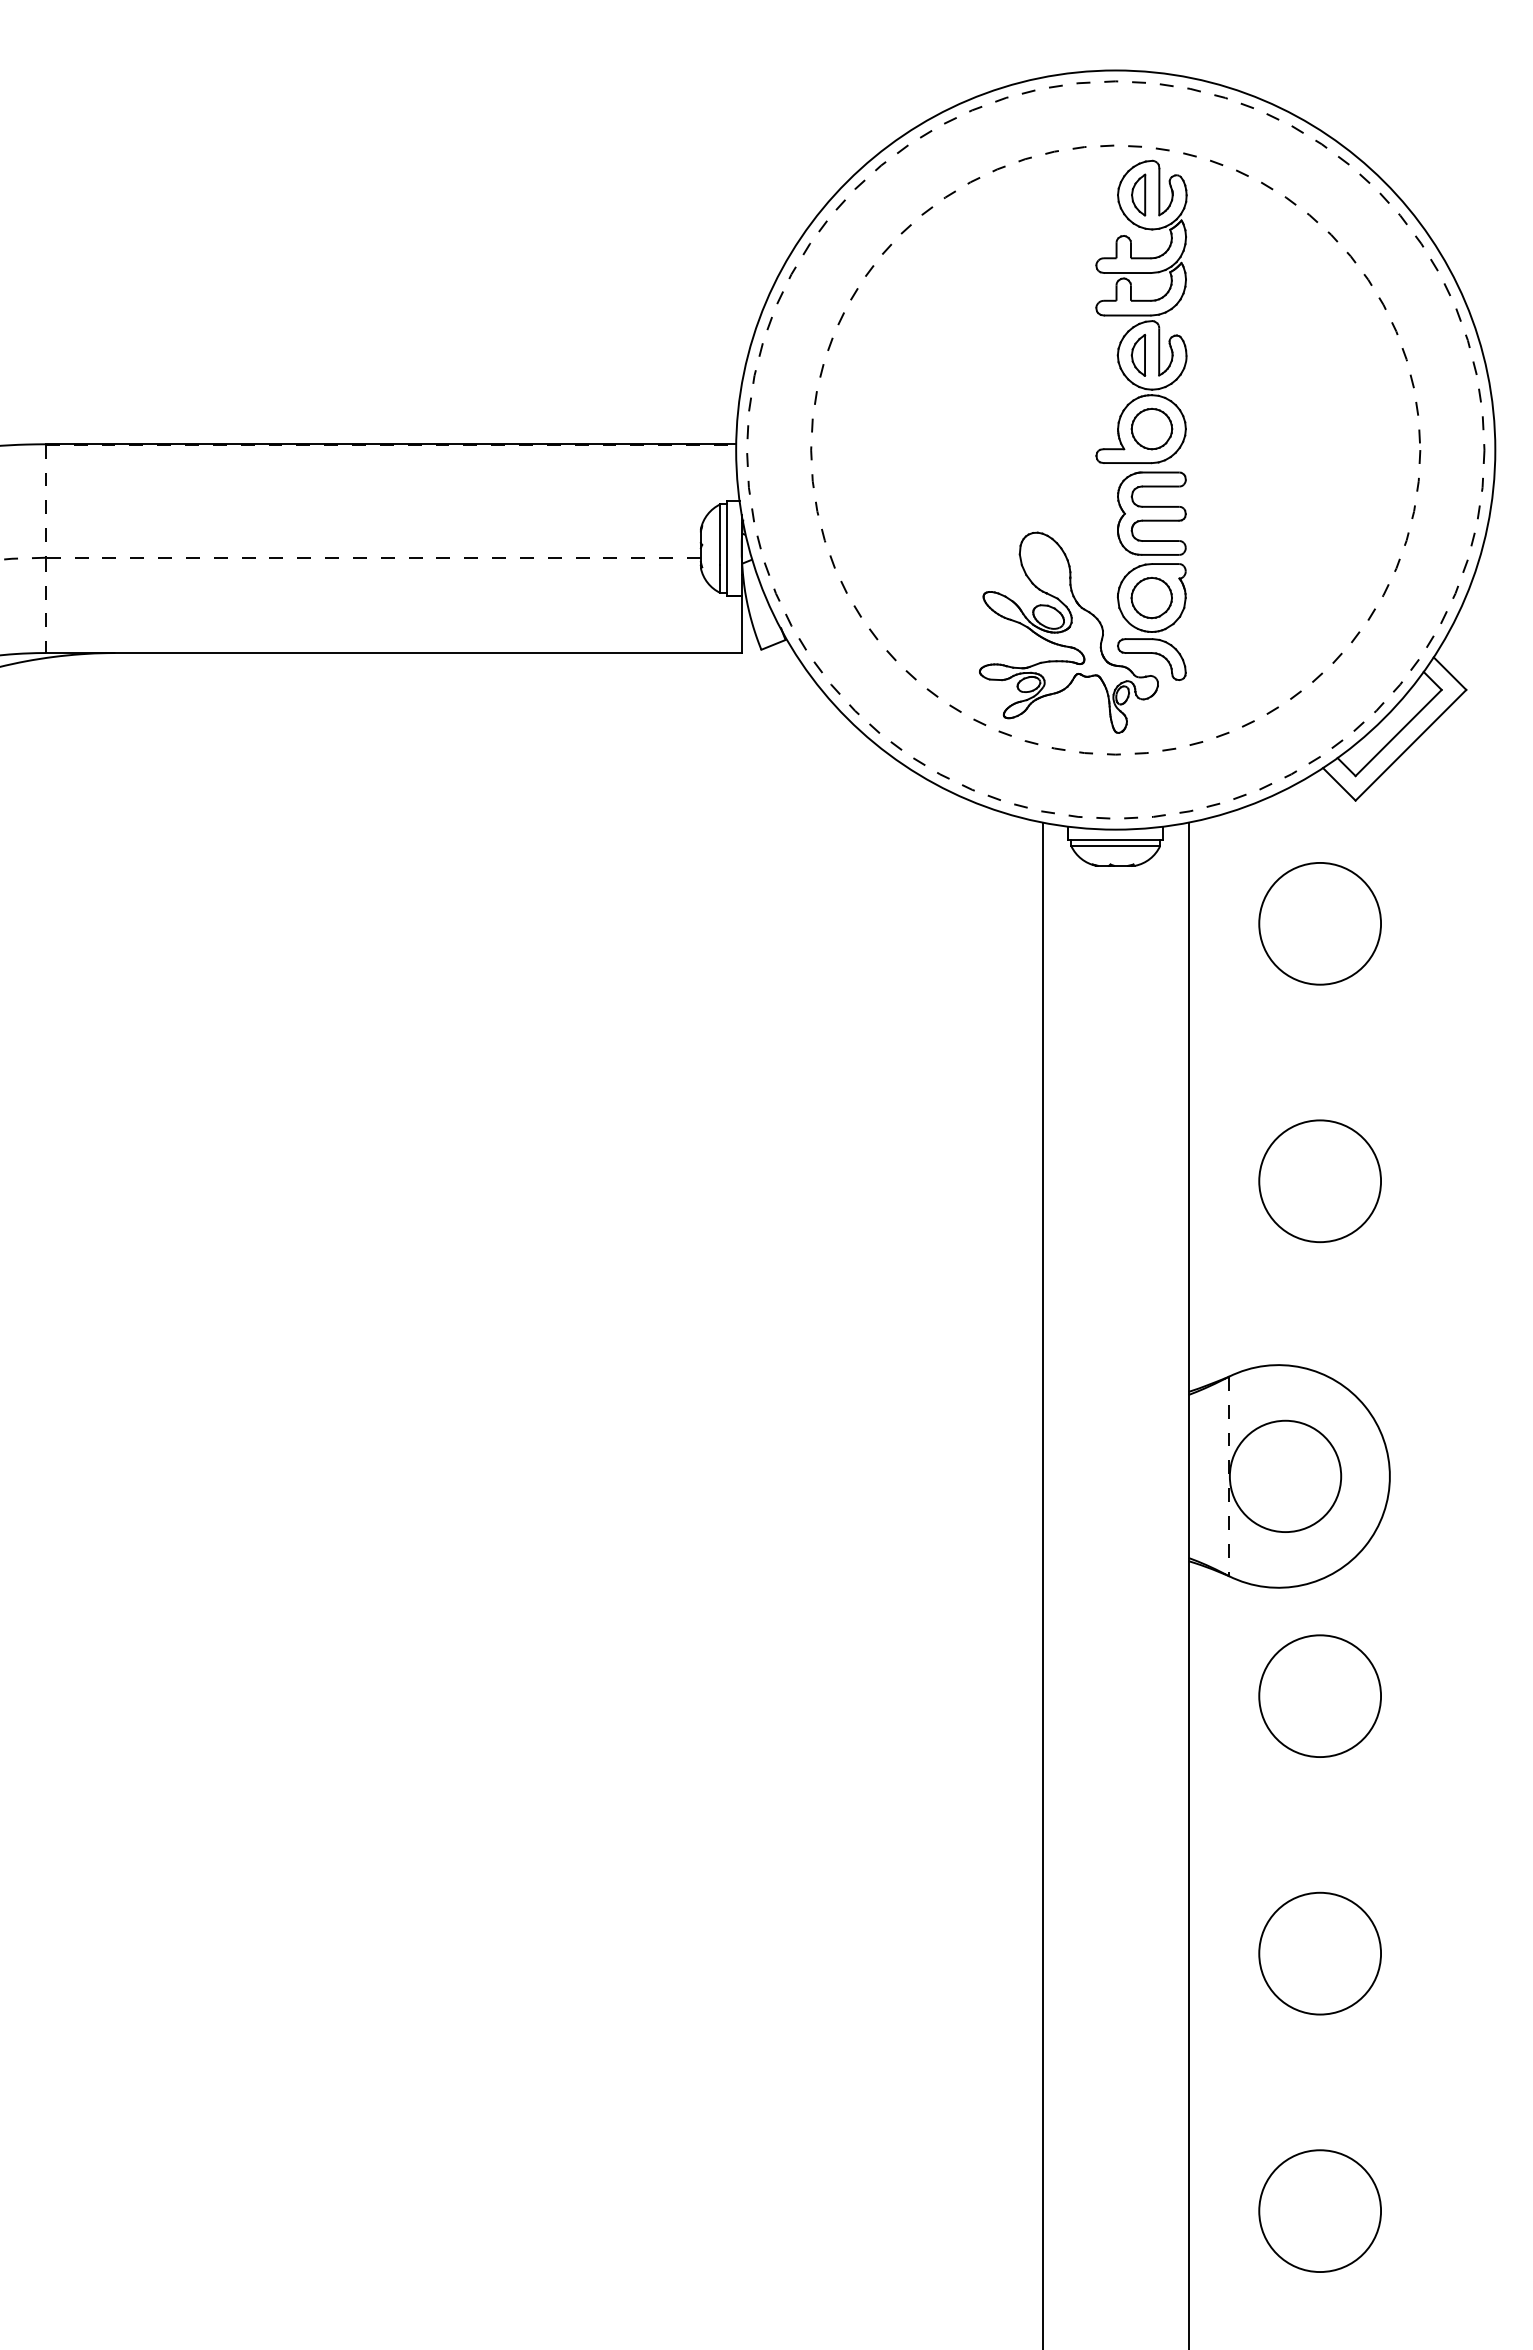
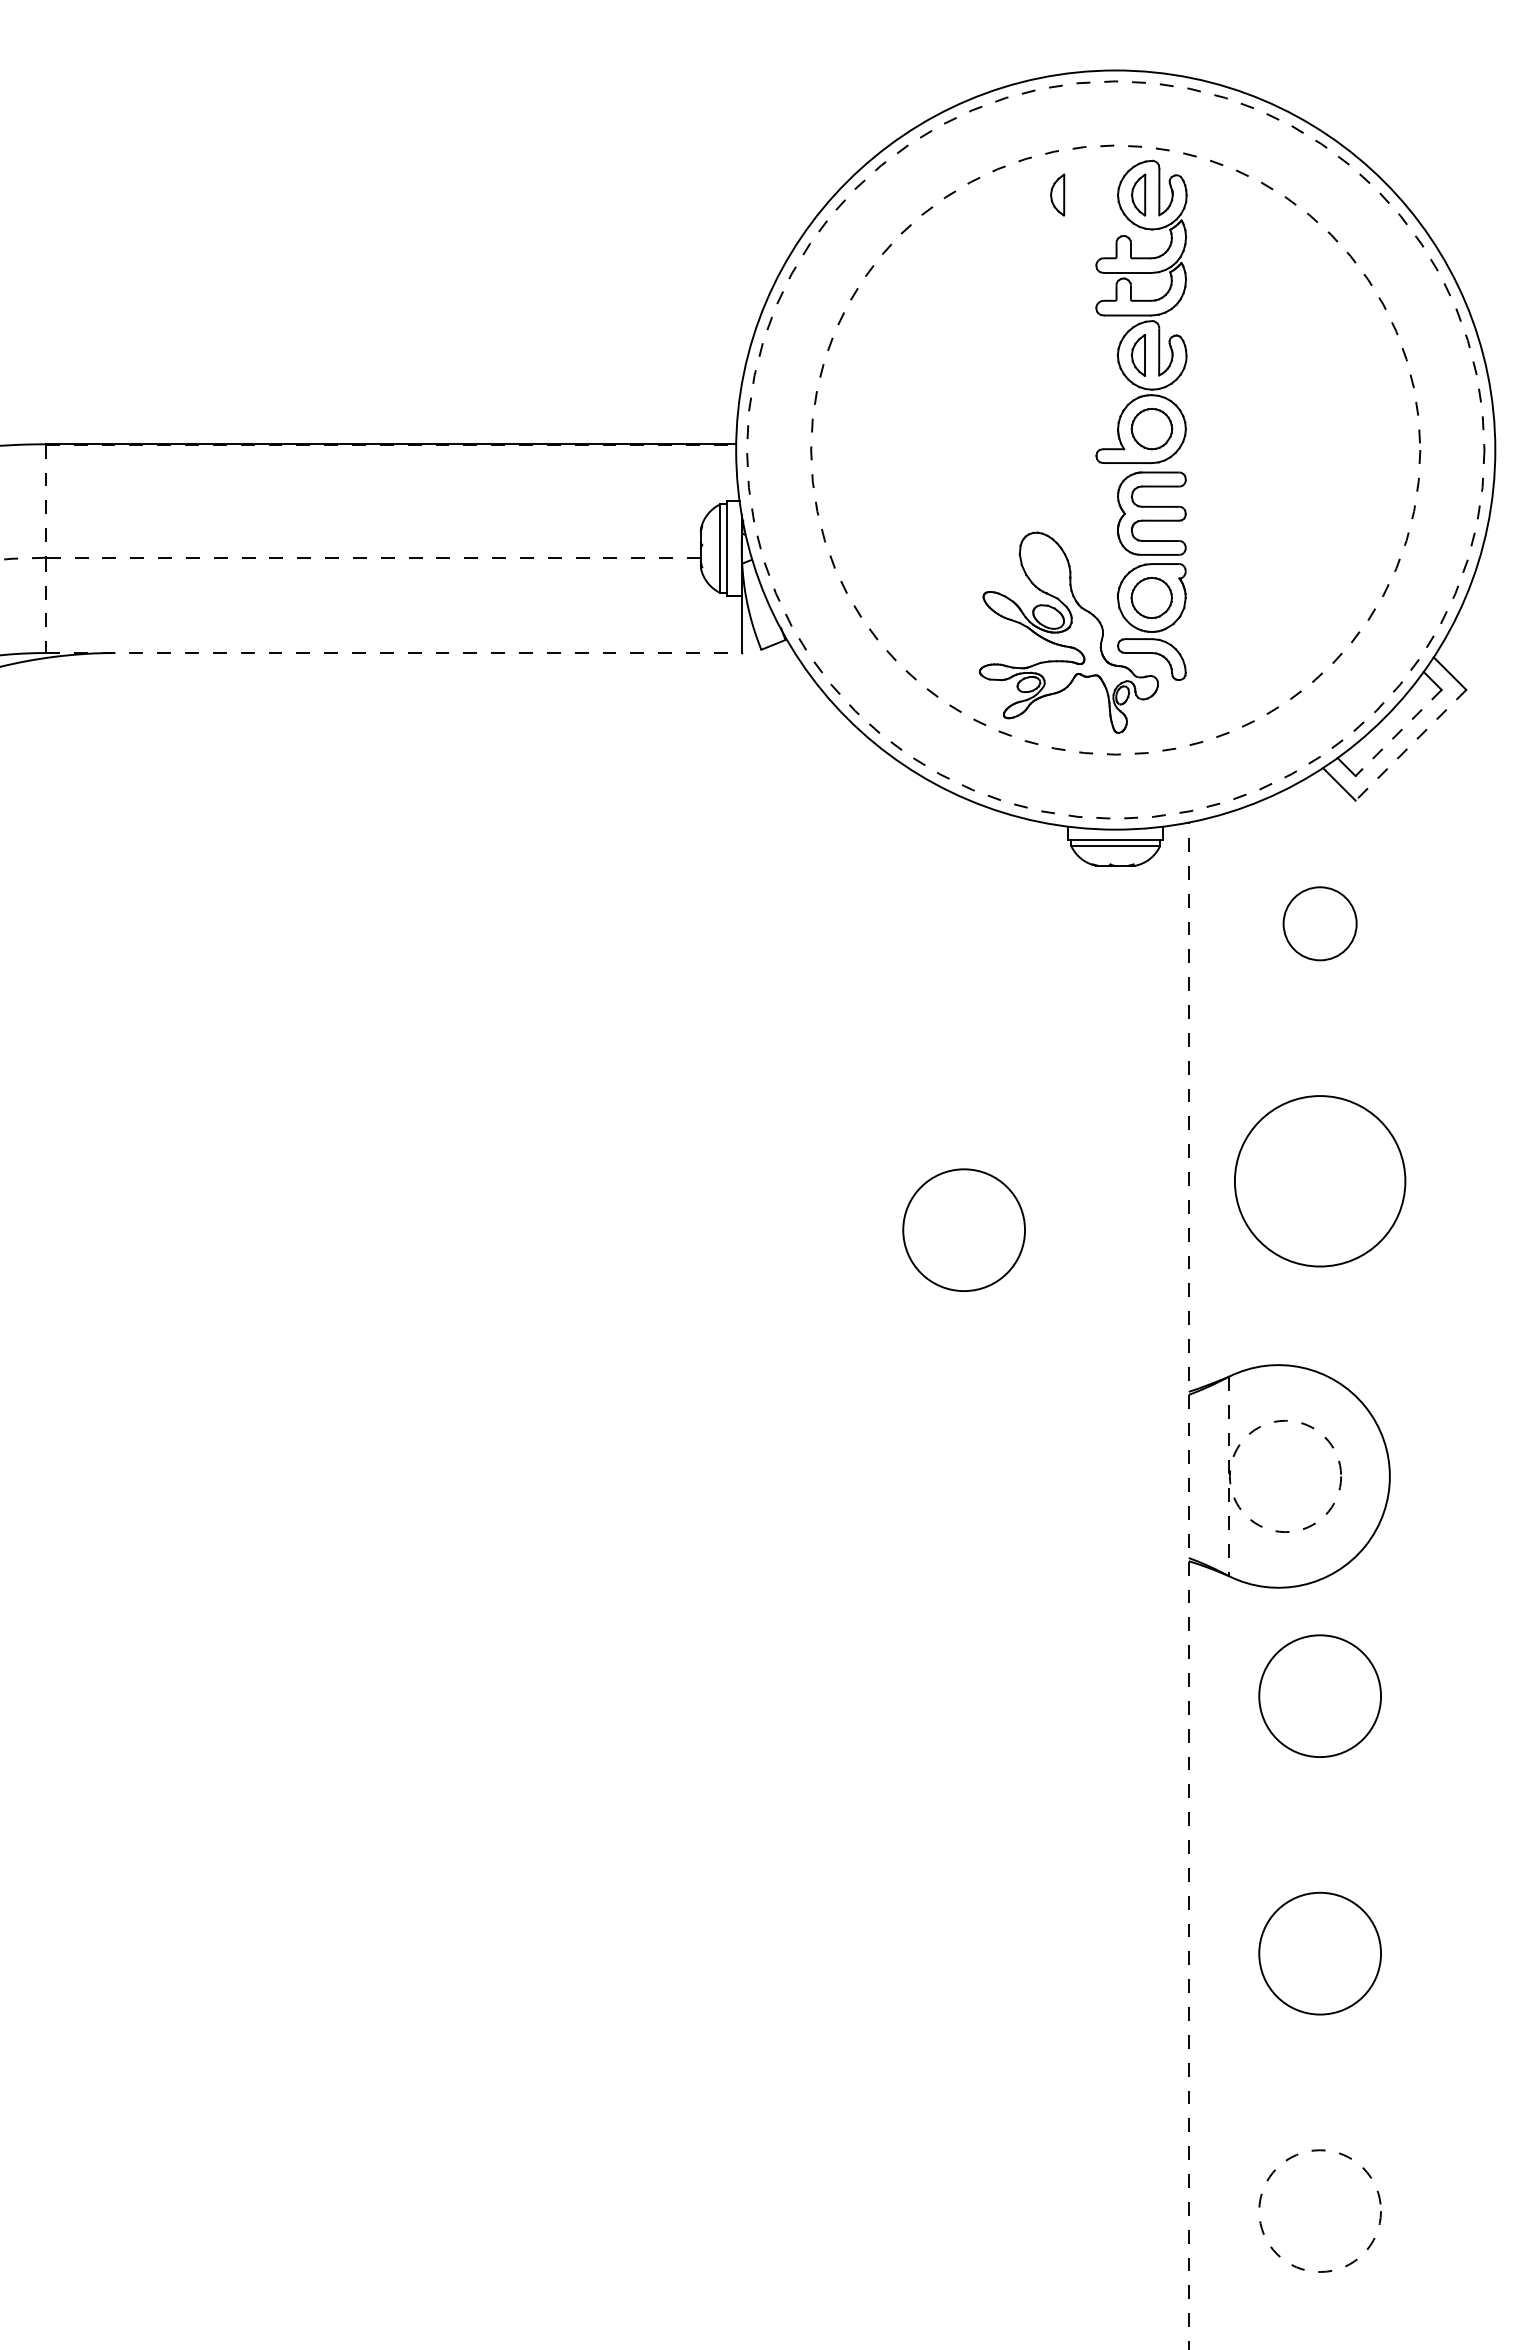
part: none -> present (1057, 194)
line: solid -> dashed (393, 653)
line: solid -> dashed (1398, 733)
line: solid -> dashed (1410, 745)
circle diameter: 122 px -> 73 px (1319, 923)
circle diameter: 122 px -> 170 px (1319, 1181)
circle: none -> present (963, 1229)
circle: solid -> dashed (1285, 1476)
line: present -> none (1042, 1584)
line: solid -> dashed (1188, 1585)
circle: solid -> dashed (1320, 2211)
